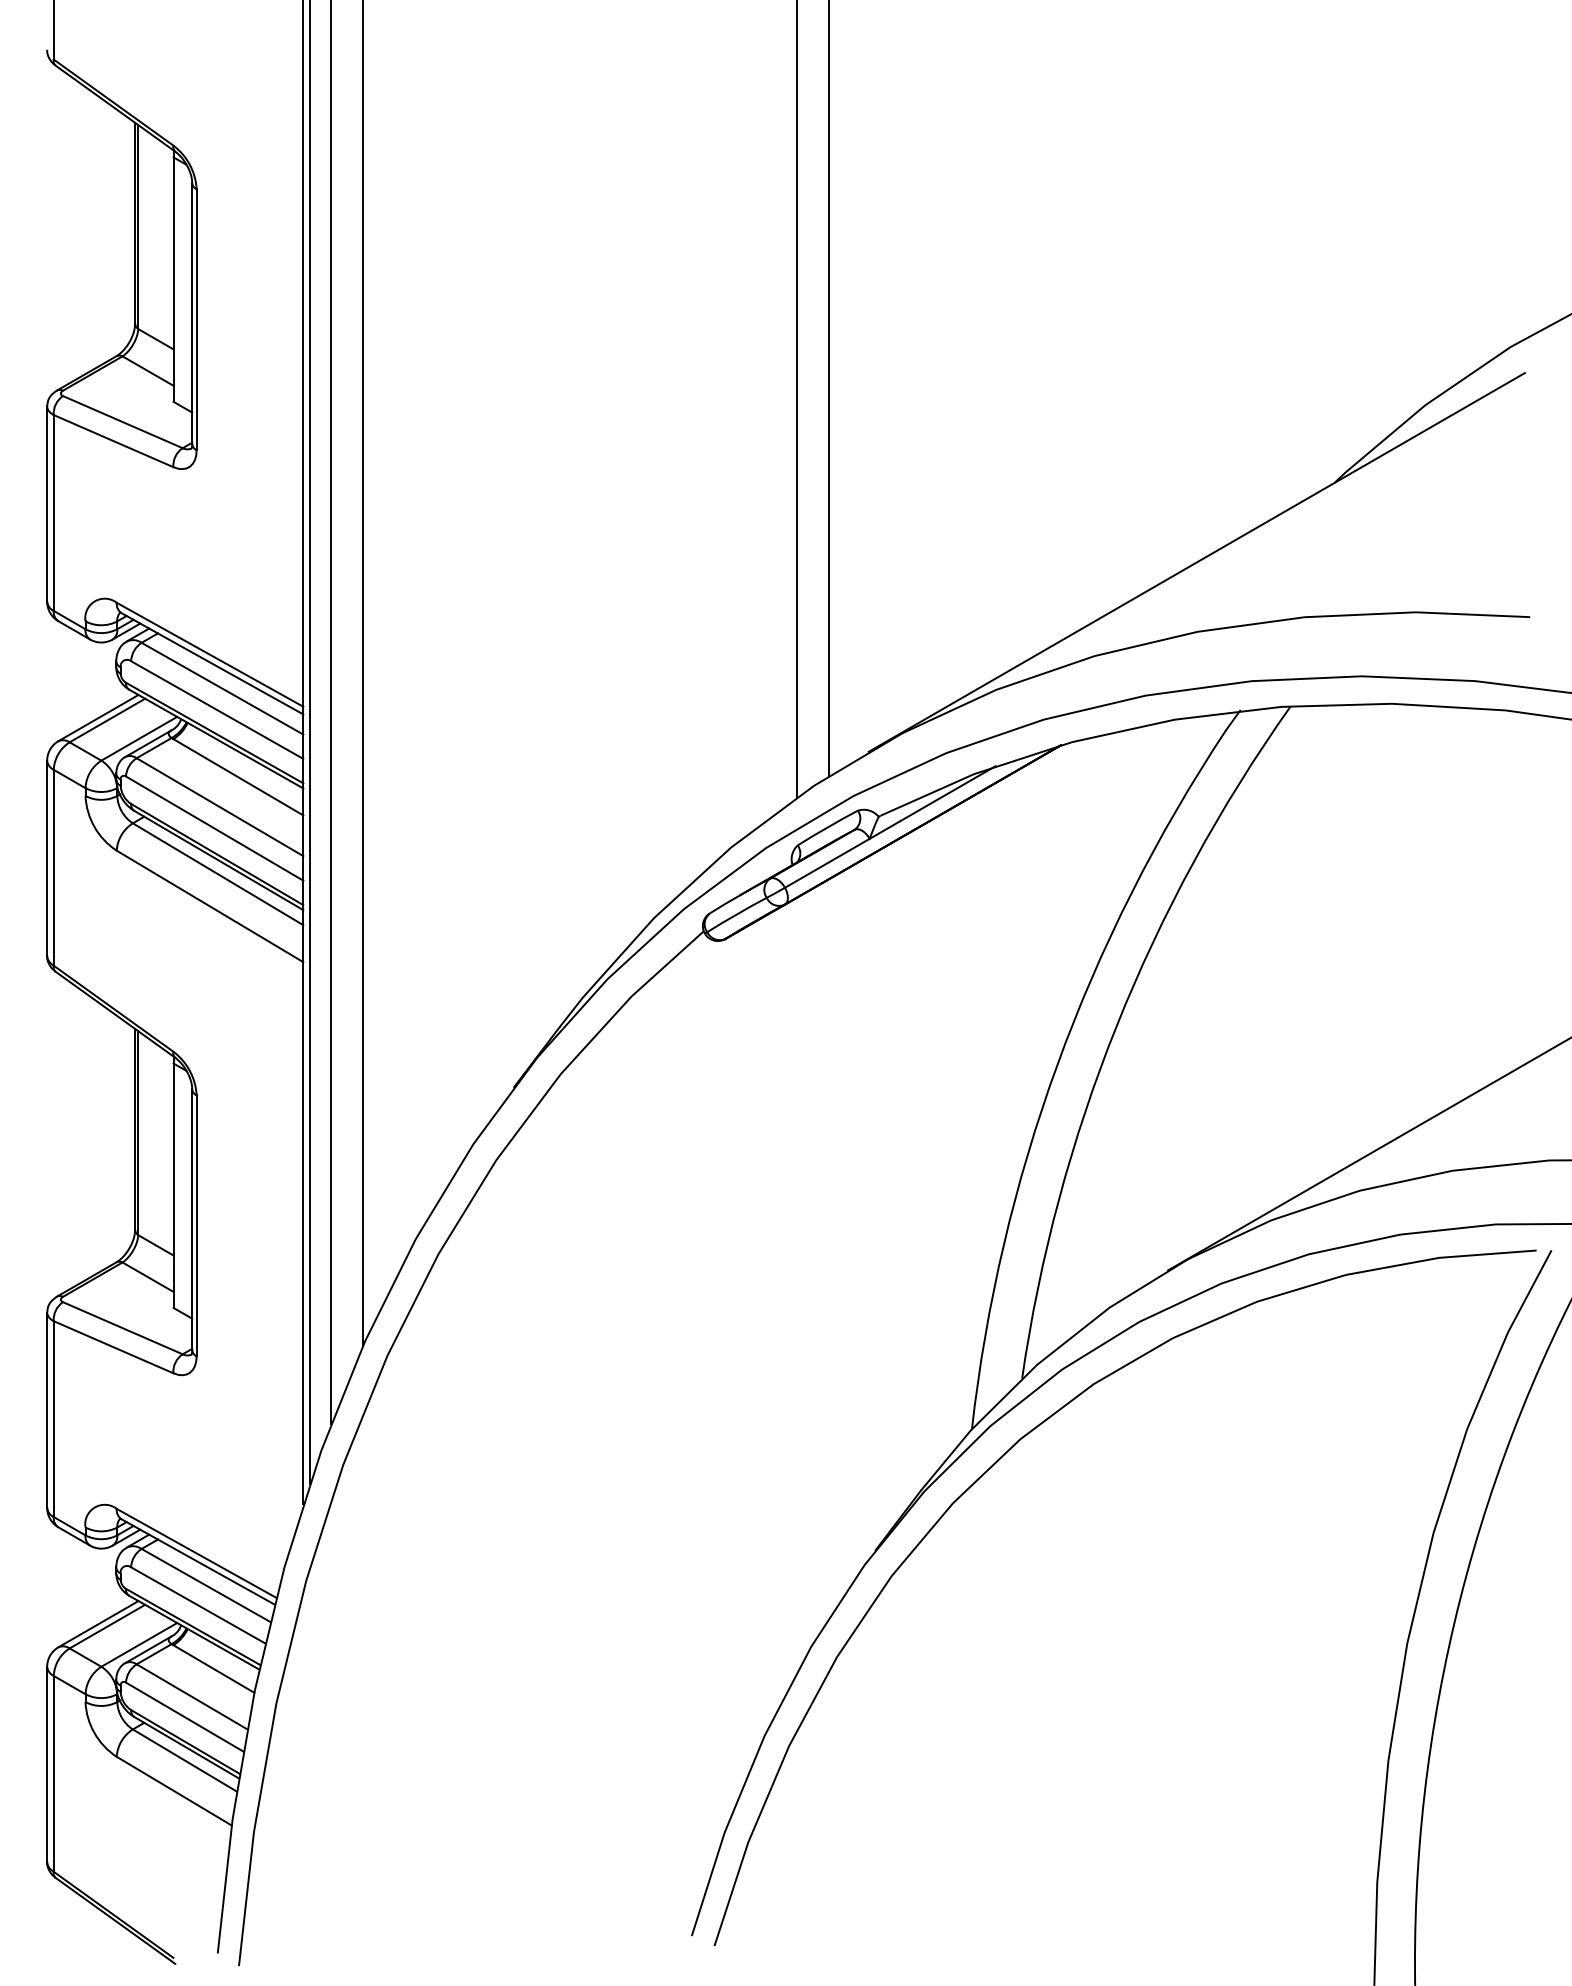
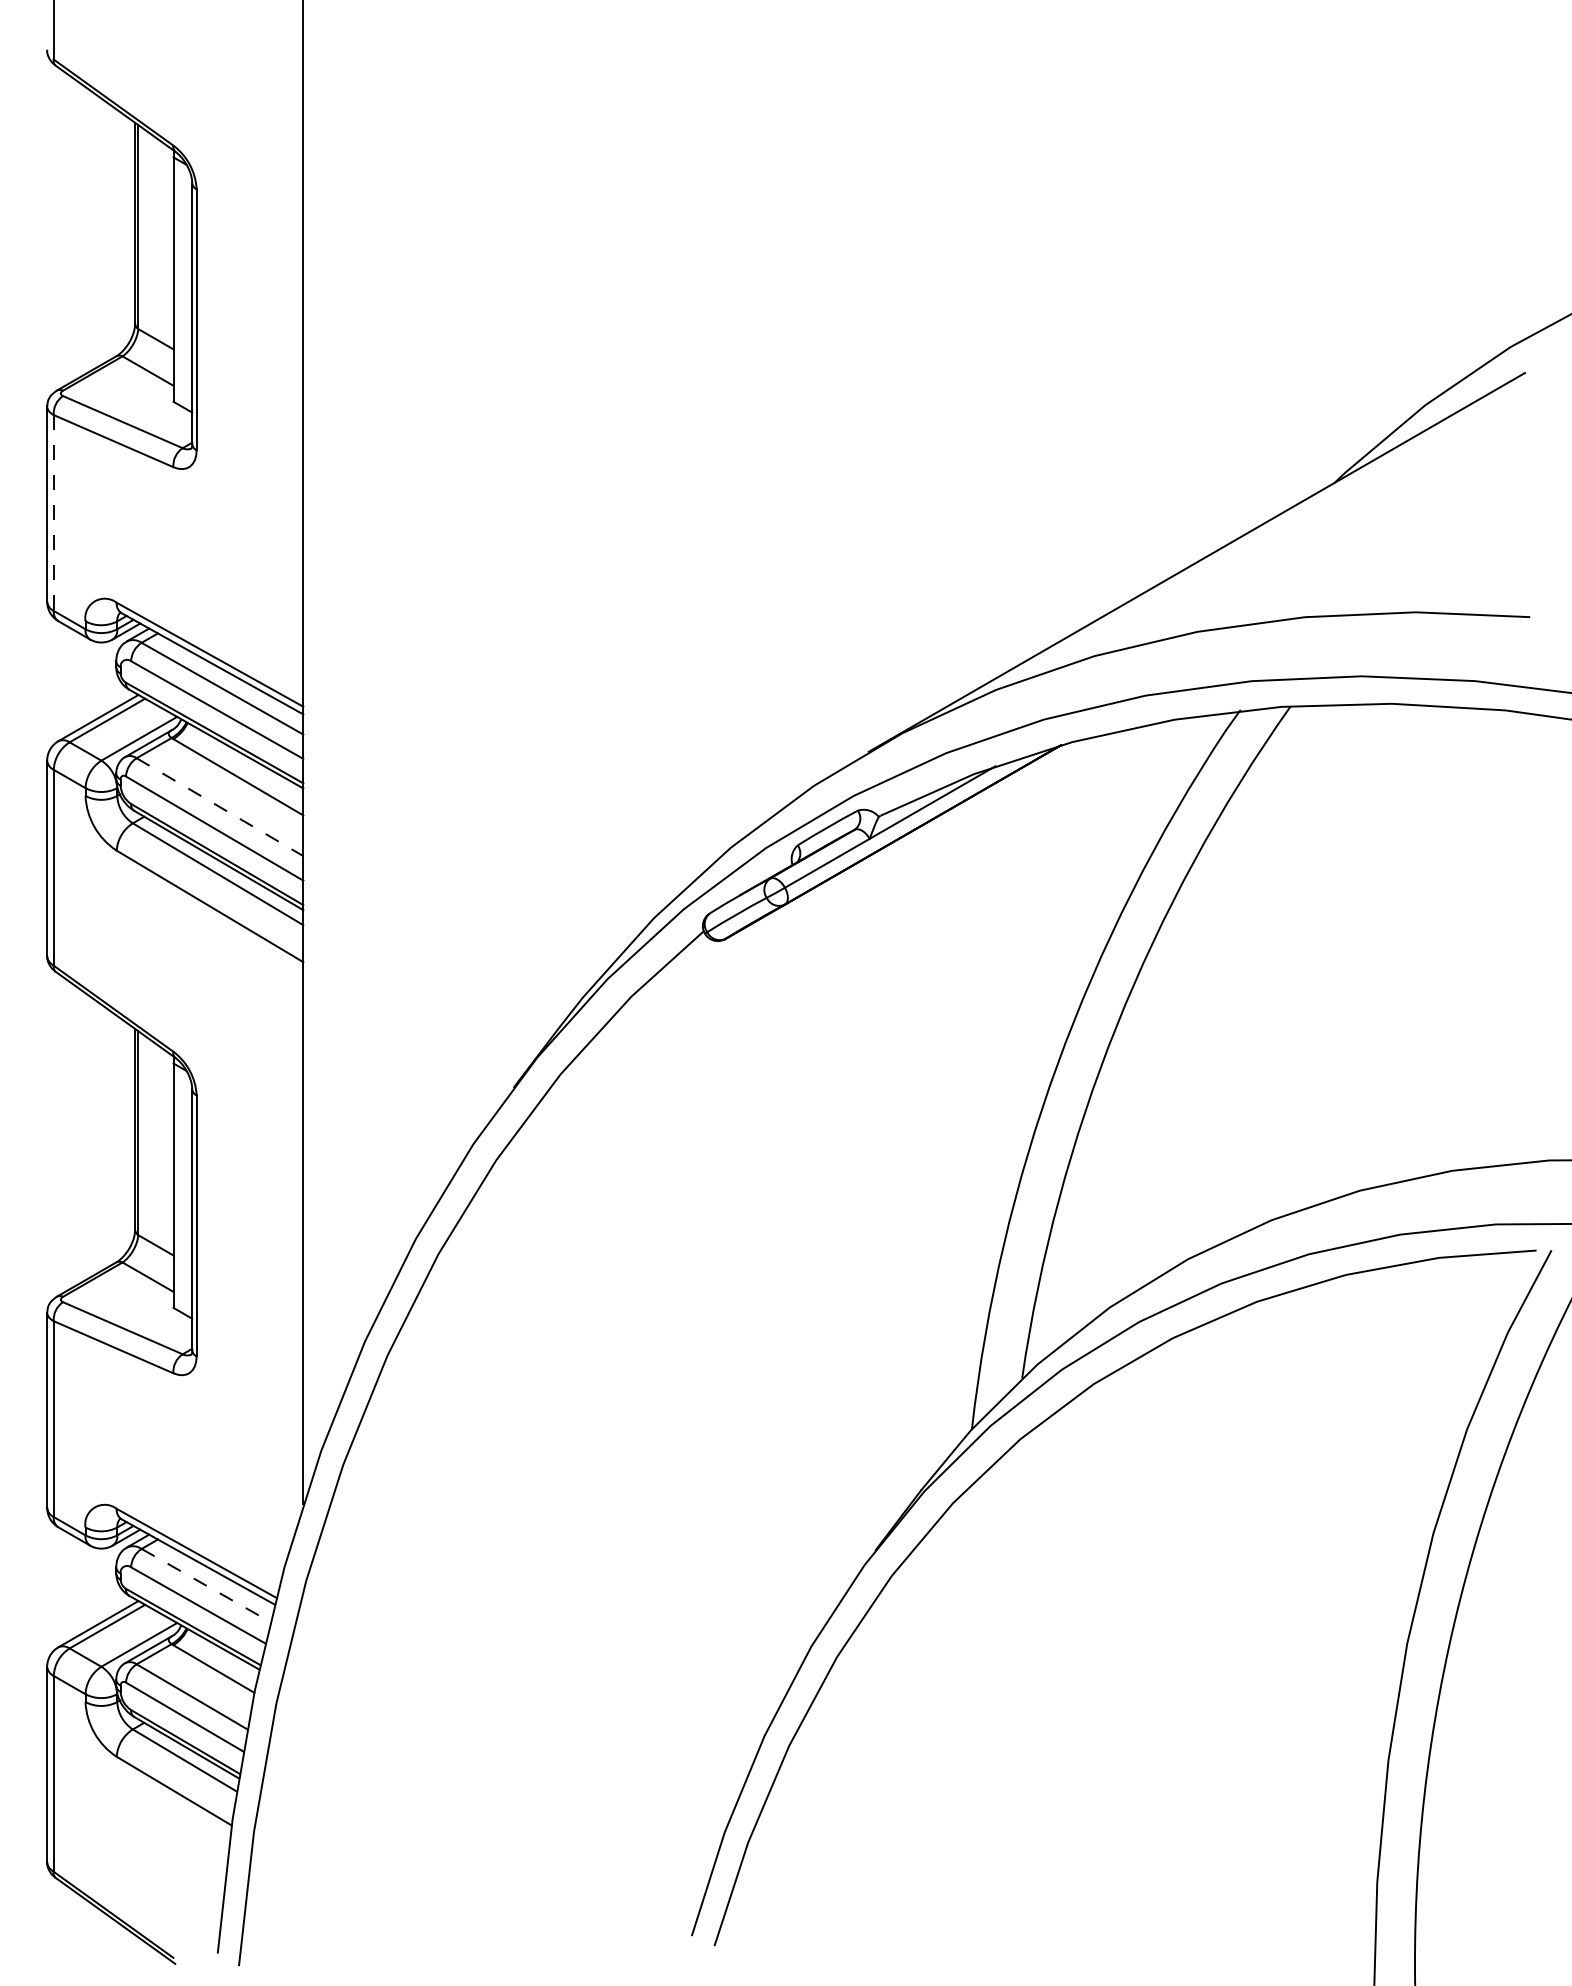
line: present -> none (828, 389)
line: present -> none (796, 399)
line: solid -> dashed (53, 513)
line: present -> none (362, 674)
line: present -> none (331, 713)
line: present -> none (309, 742)
line: solid -> dashed (220, 807)
line: present -> none (1368, 1154)
line: solid -> dashed (205, 1585)
